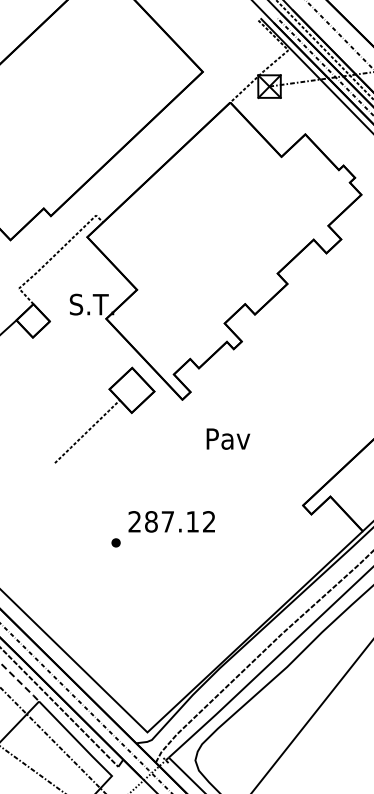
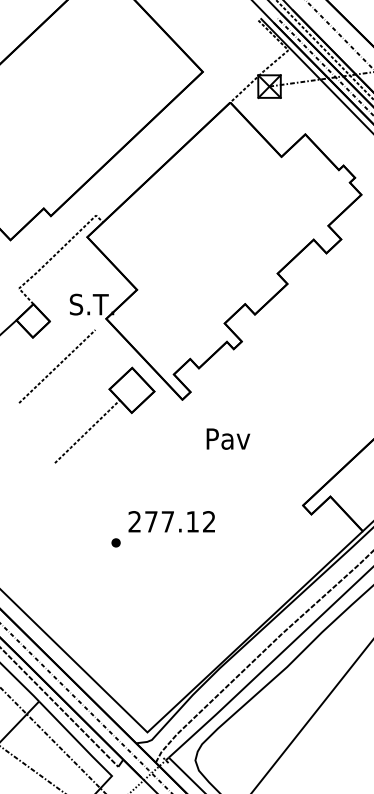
curve: none -> present (56, 366)
text: 287.12 -> 277.12 (151, 521)
line: dashed -> solid (20, 682)
